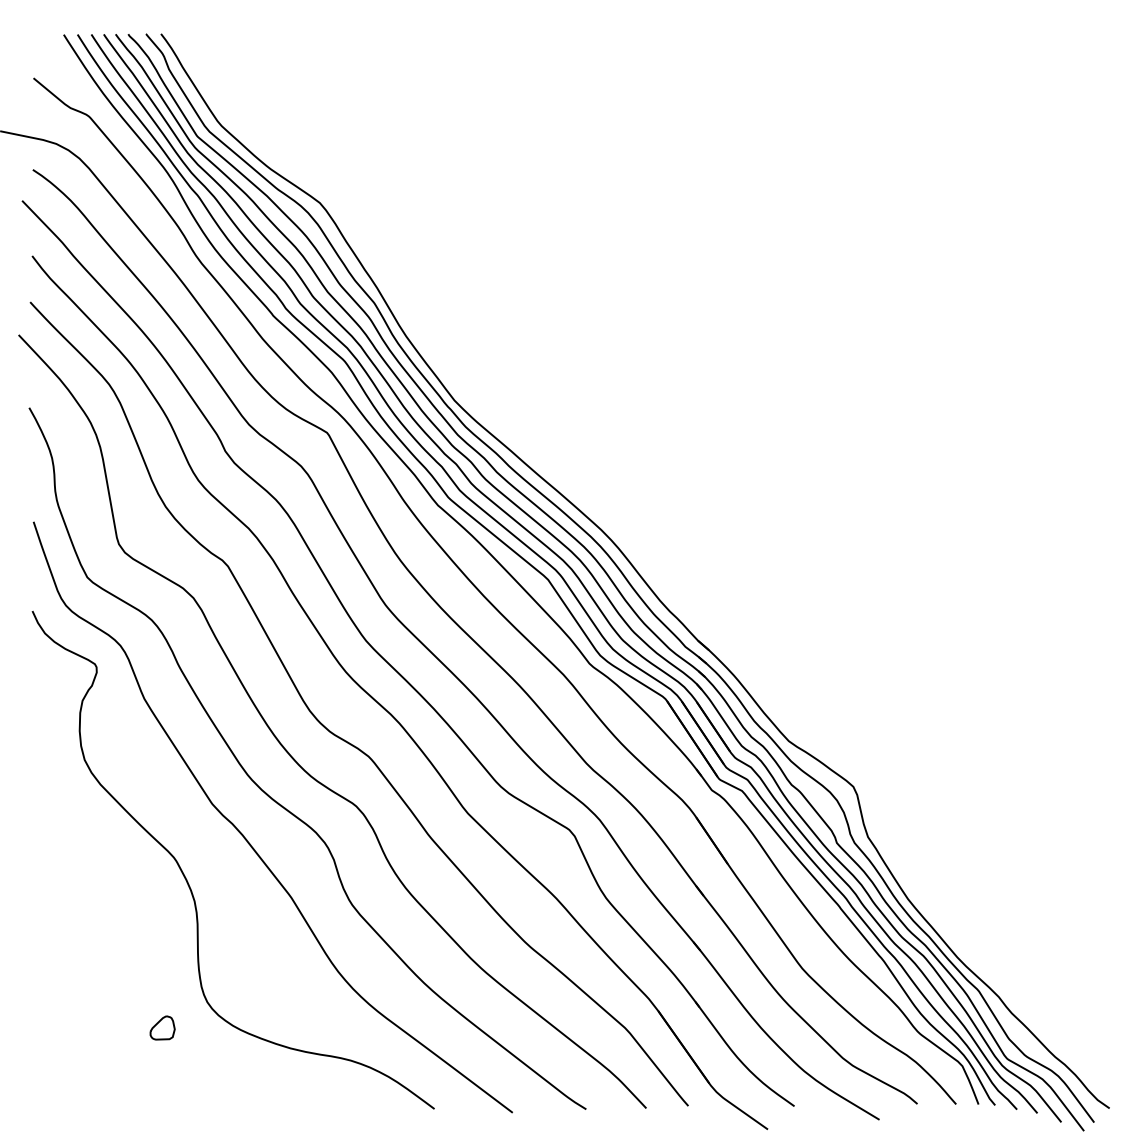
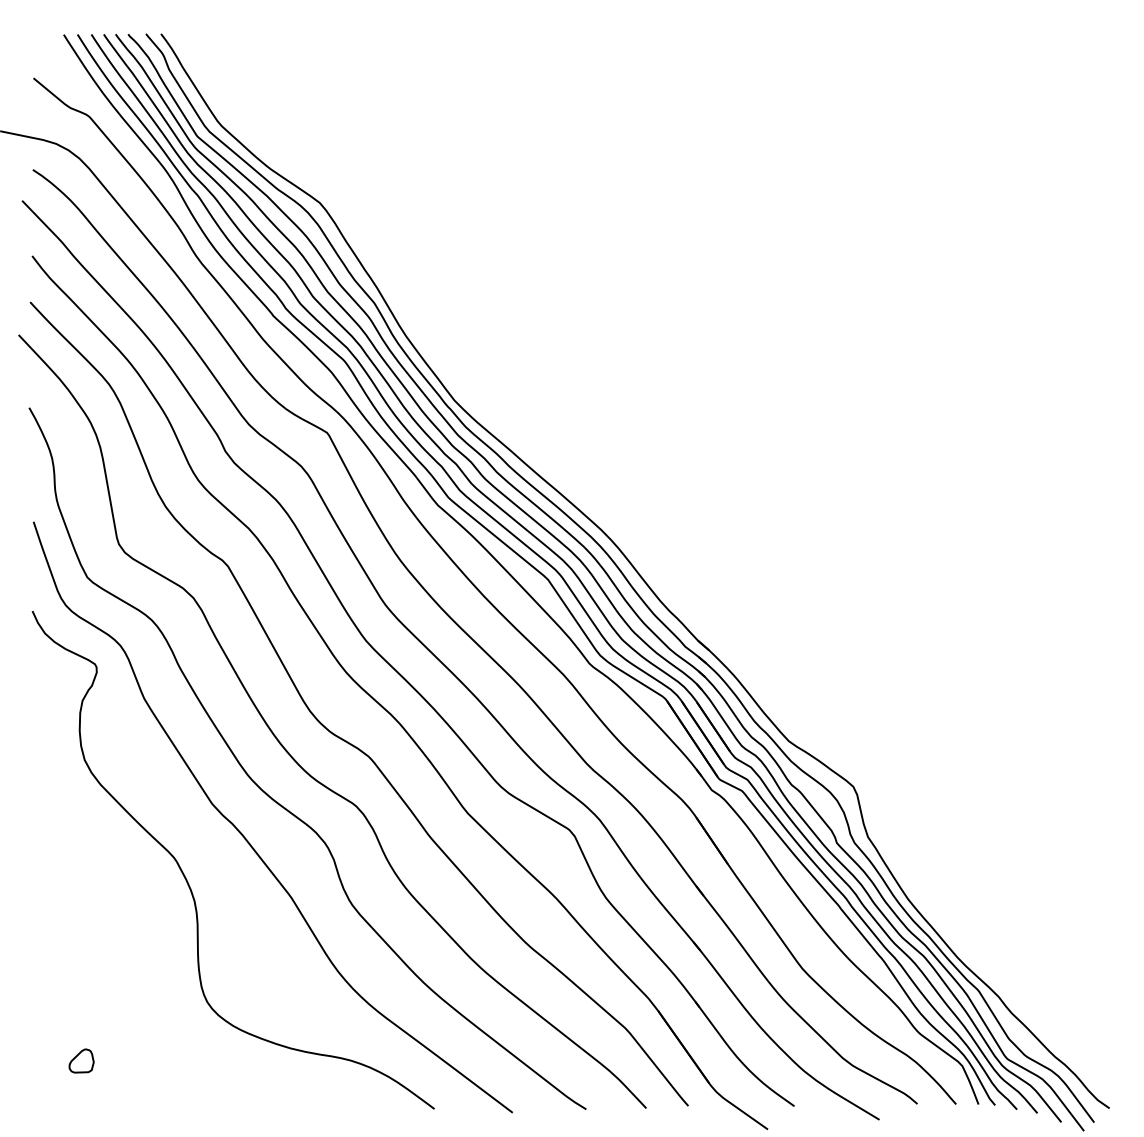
part position: (162, 1027) -> (81, 1060) (81, 1060)
